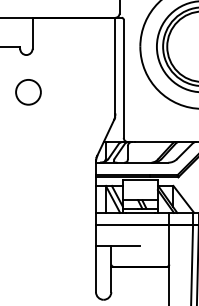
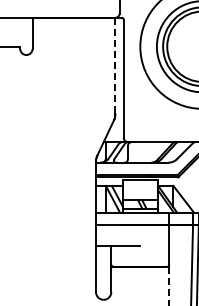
line: solid -> dashed (115, 65)
circle: present -> none (28, 92)
line: solid -> dashed (169, 286)
